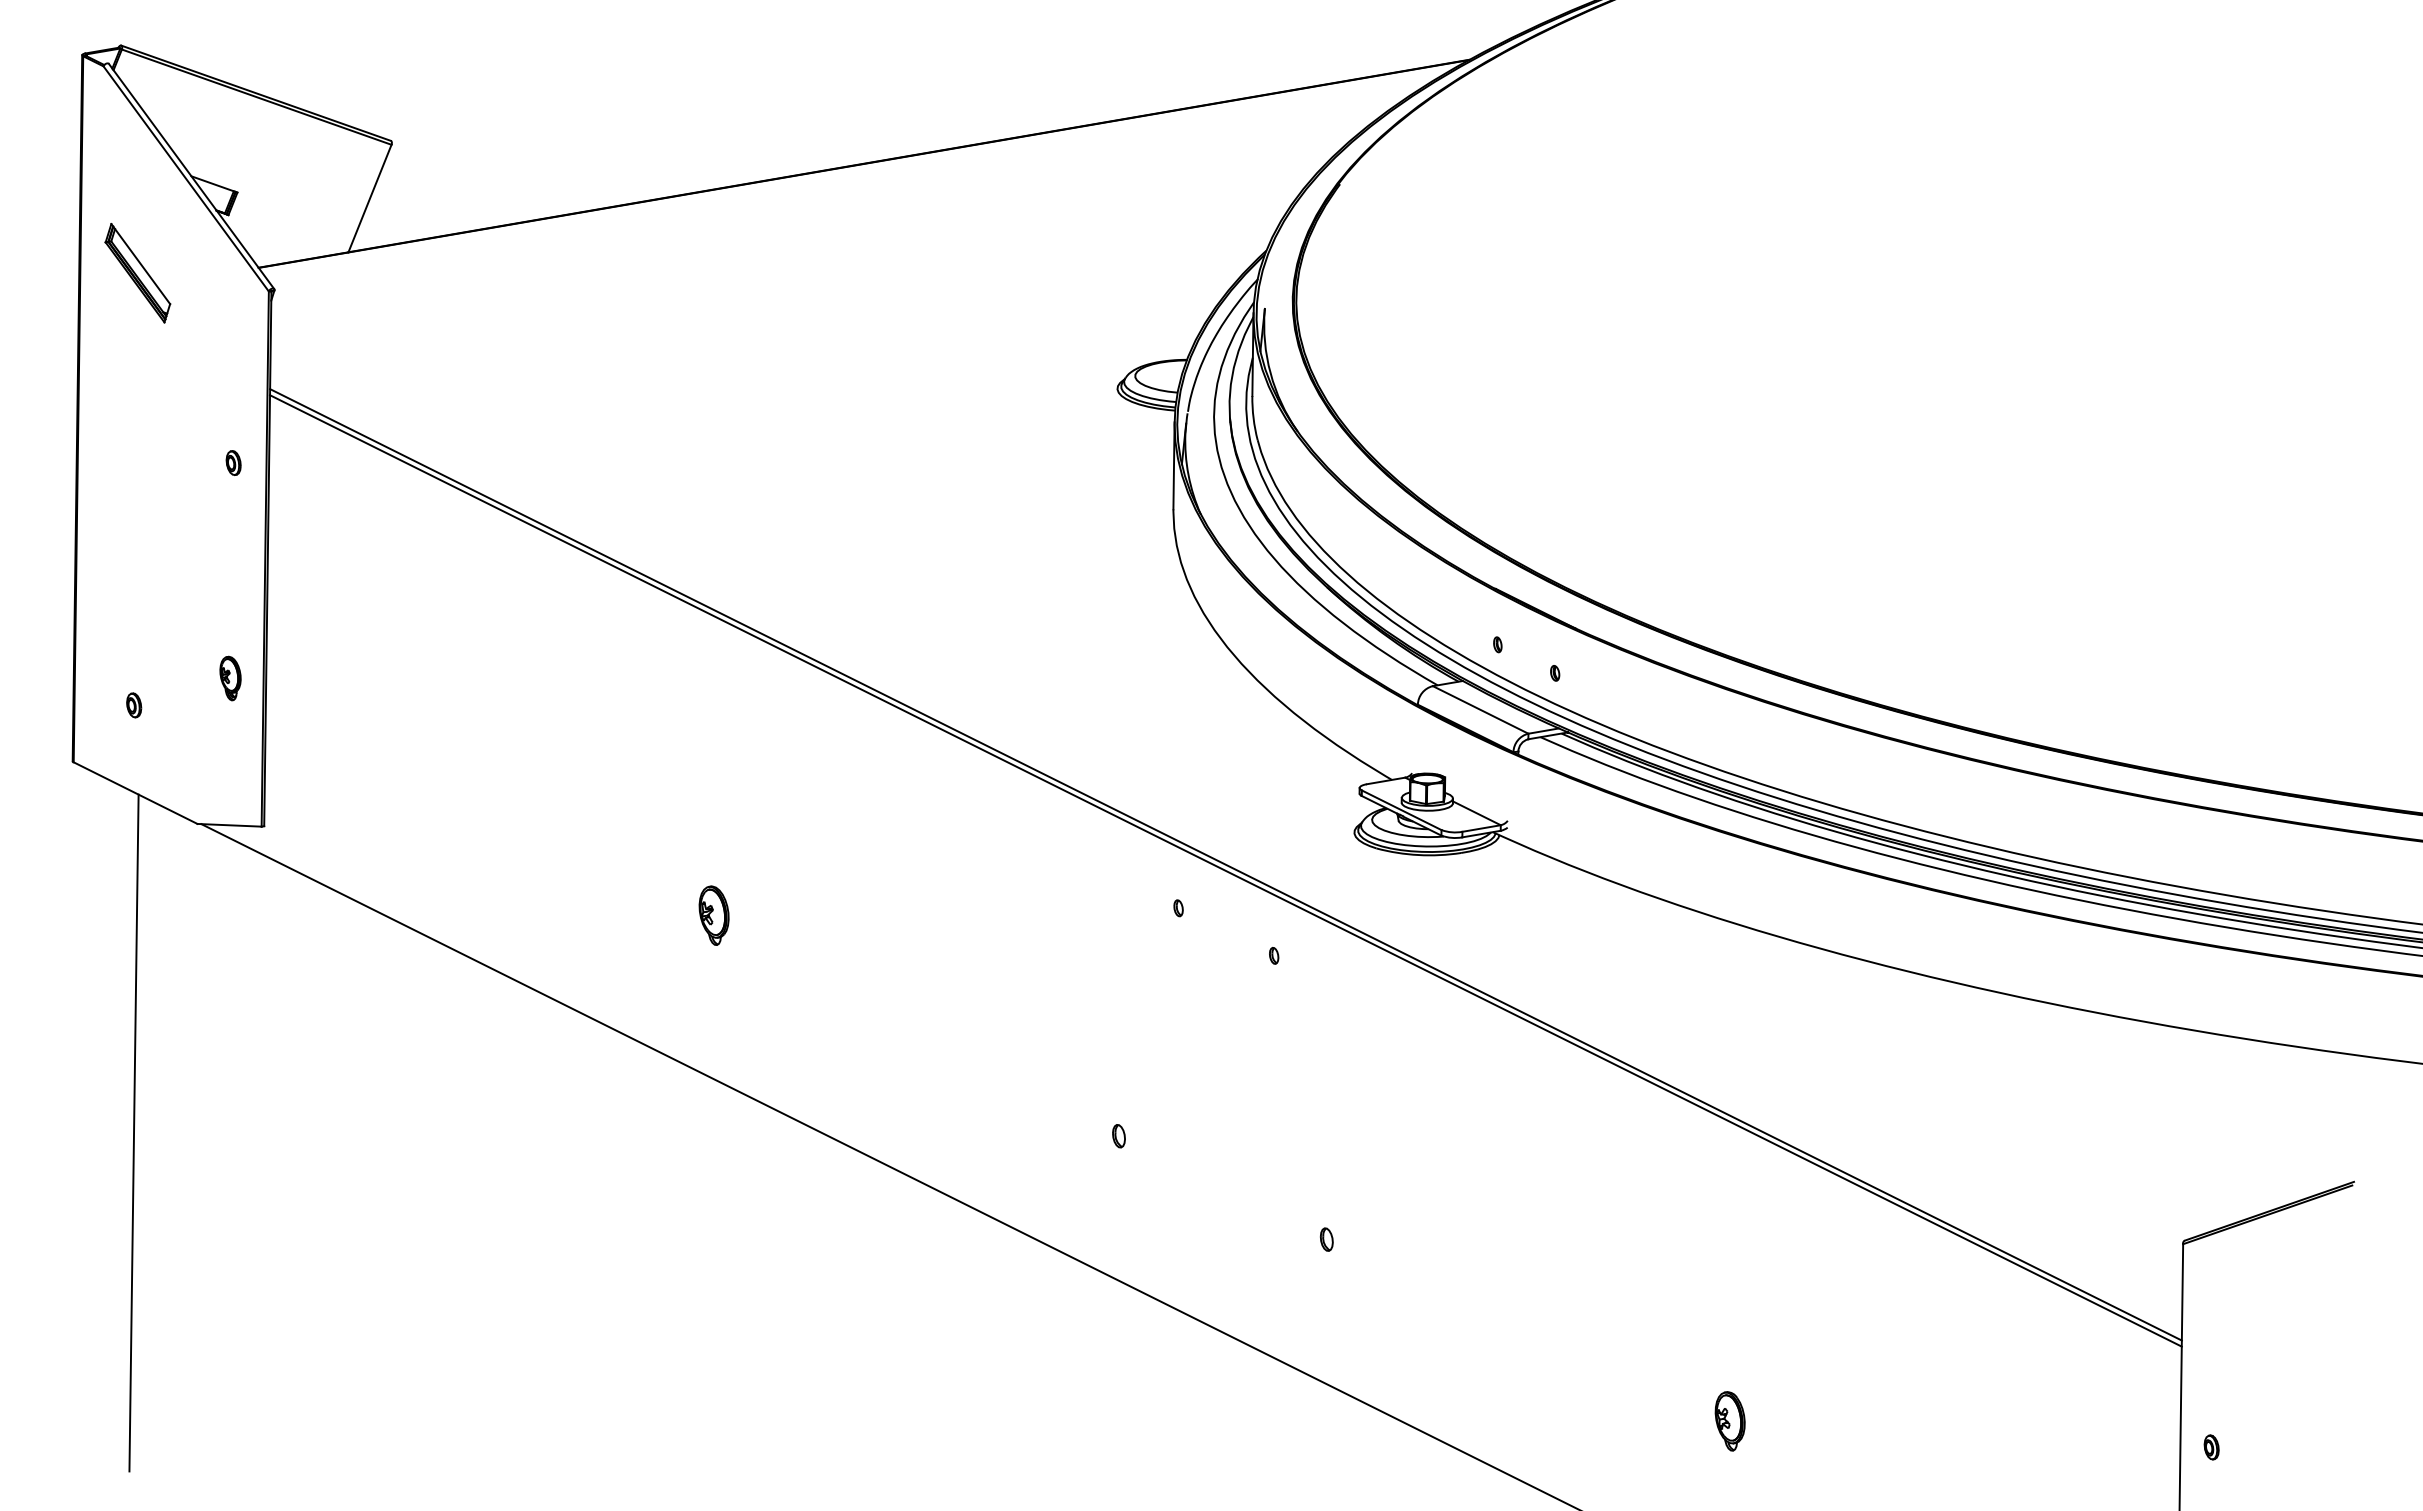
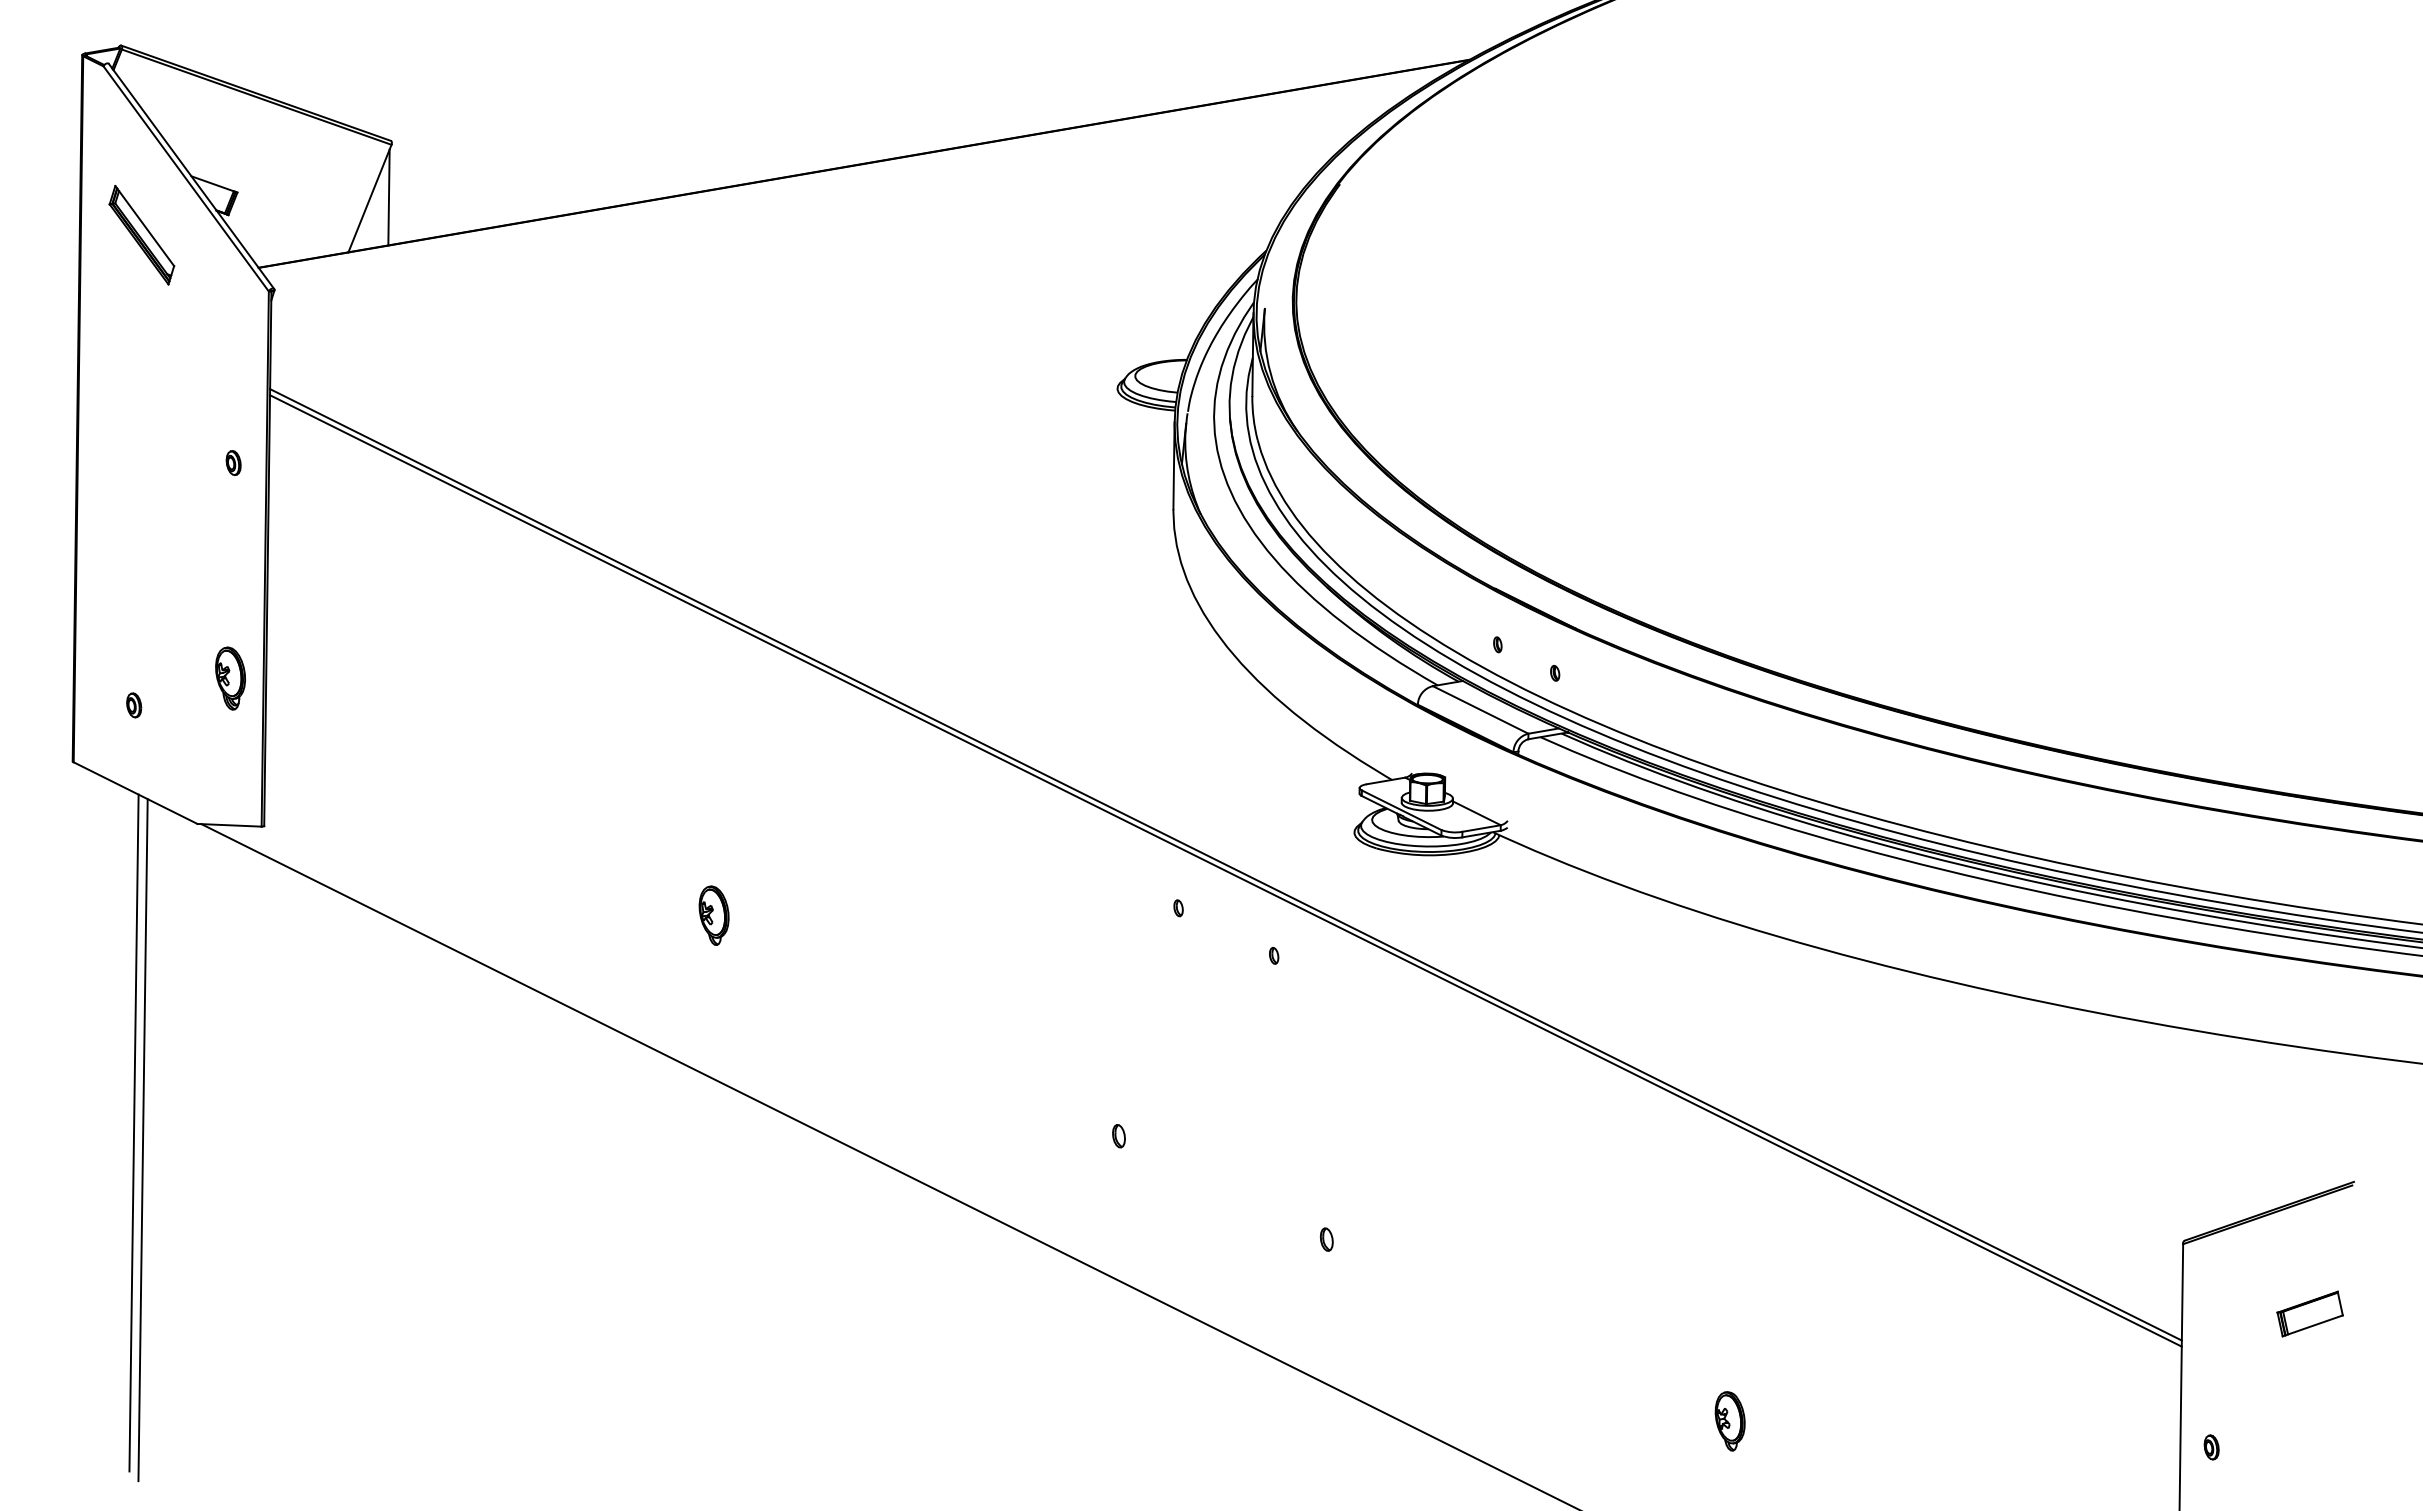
line: none -> present (388, 197)
part position: (137, 273) -> (141, 235) (141, 235)
part size: 23x47 px -> 31x65 px (230, 678)
line: none -> present (142, 1140)
part: none -> present (2309, 1313)
